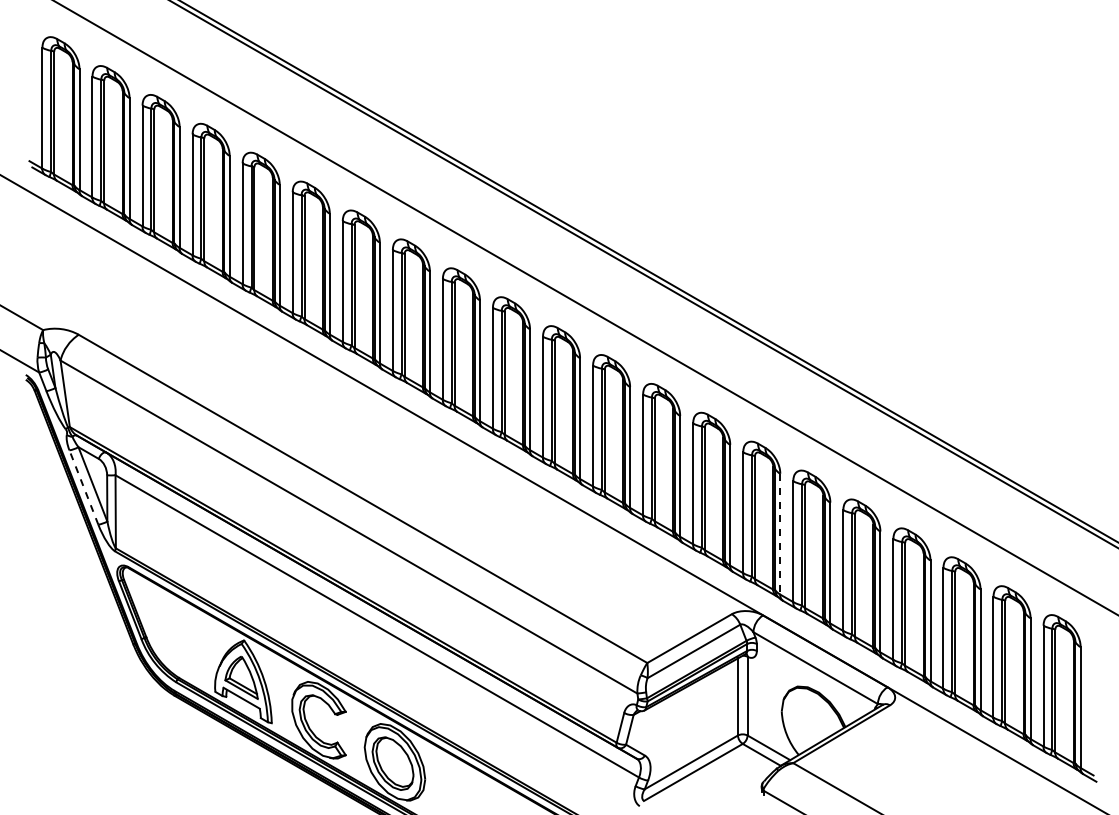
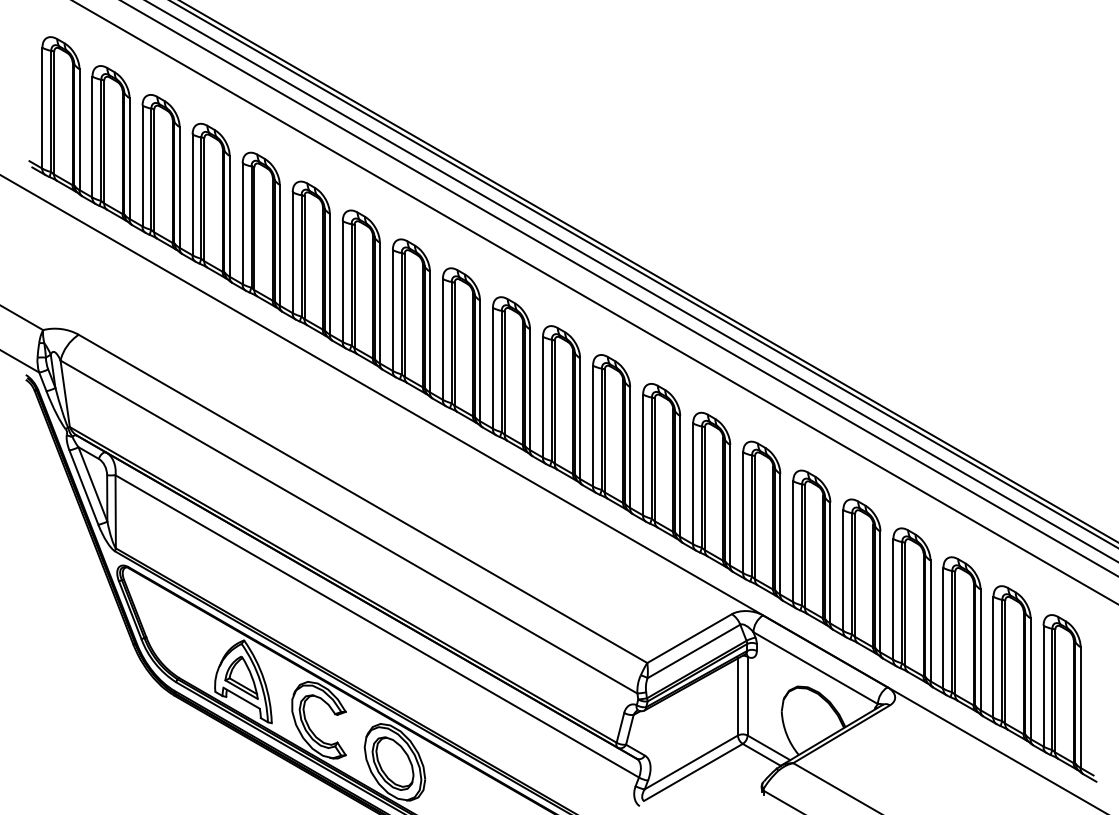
line: none -> present (631, 281)
line: none -> present (619, 288)
line position: (585, 307) -> (595, 302) (595, 302)
line: dashed -> solid (83, 487)
line: dashed -> solid (780, 534)
